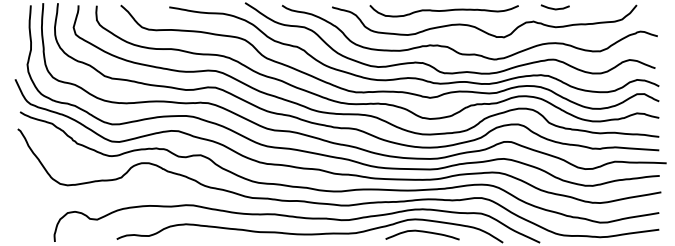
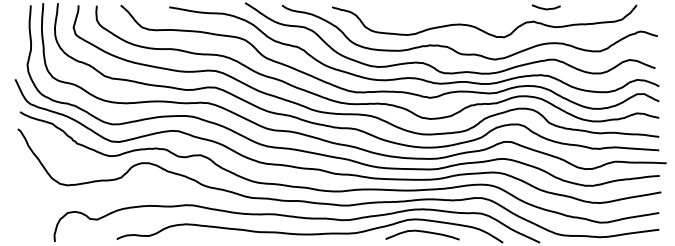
curve position: (554, 8) -> (545, 8) (545, 8)
curve: present -> none (443, 11)
